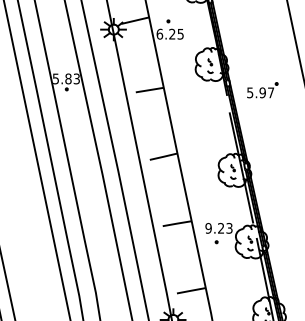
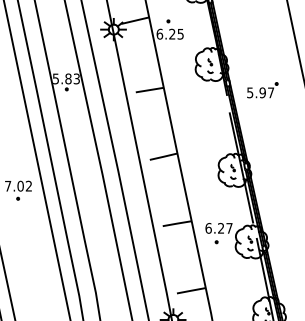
part: none -> present (18, 190)
text: 9.23 -> 6.27 (218, 228)
